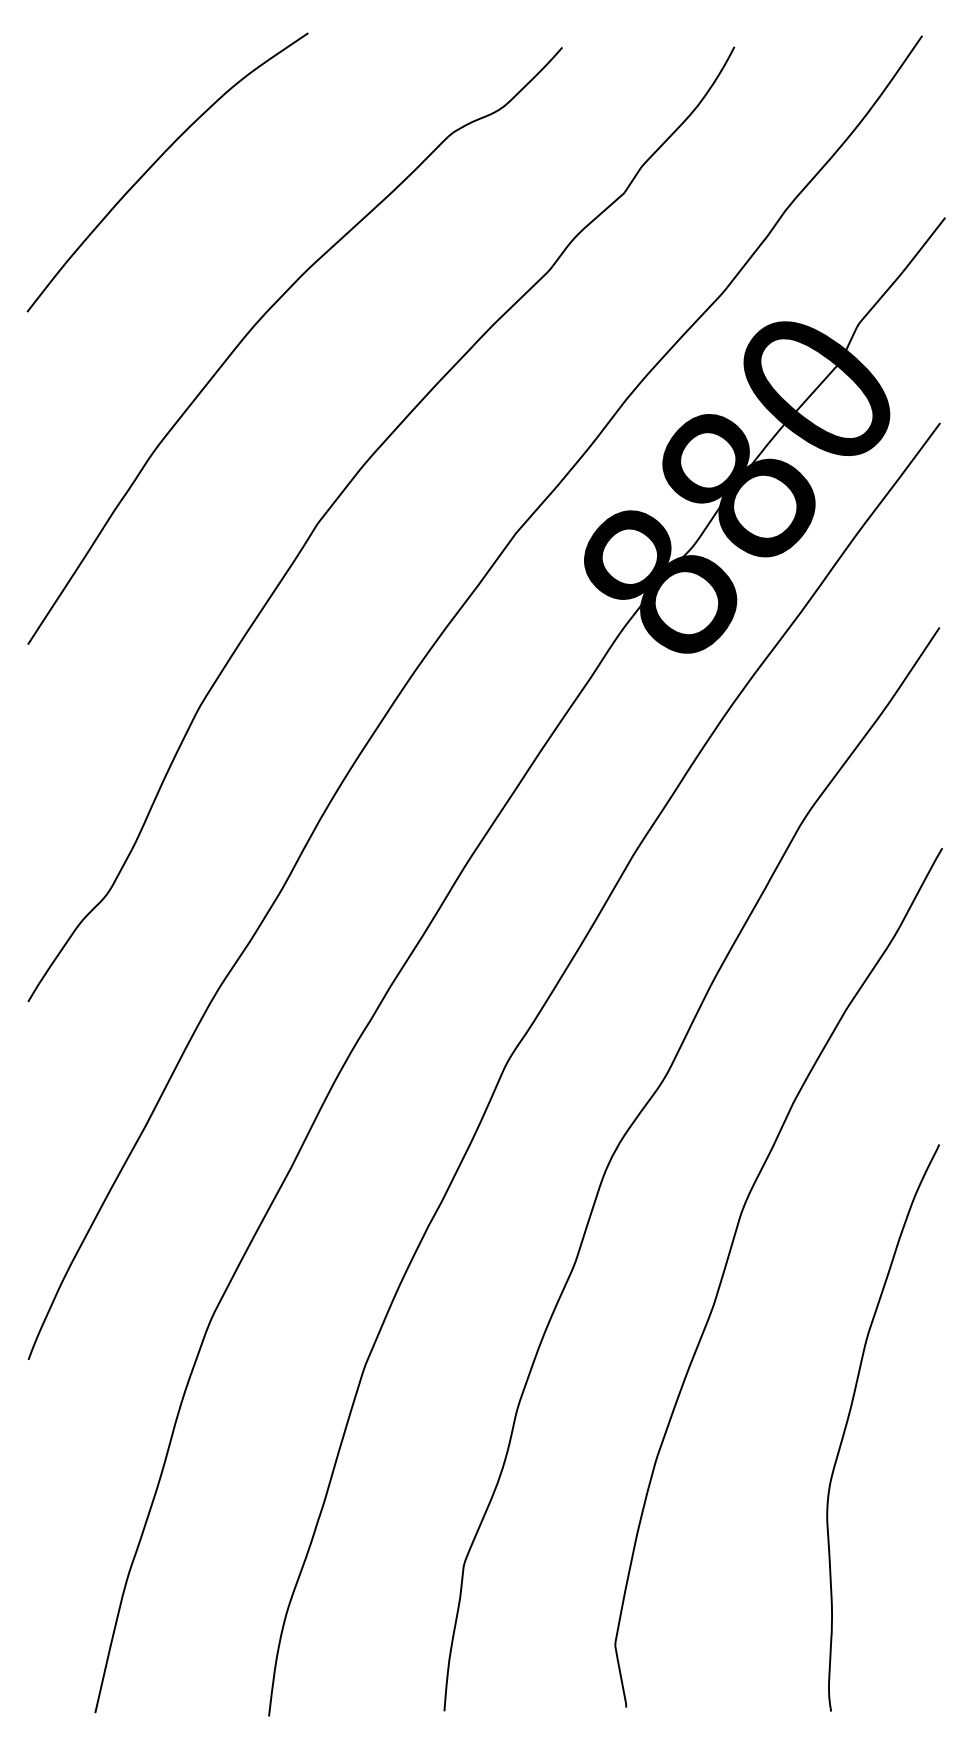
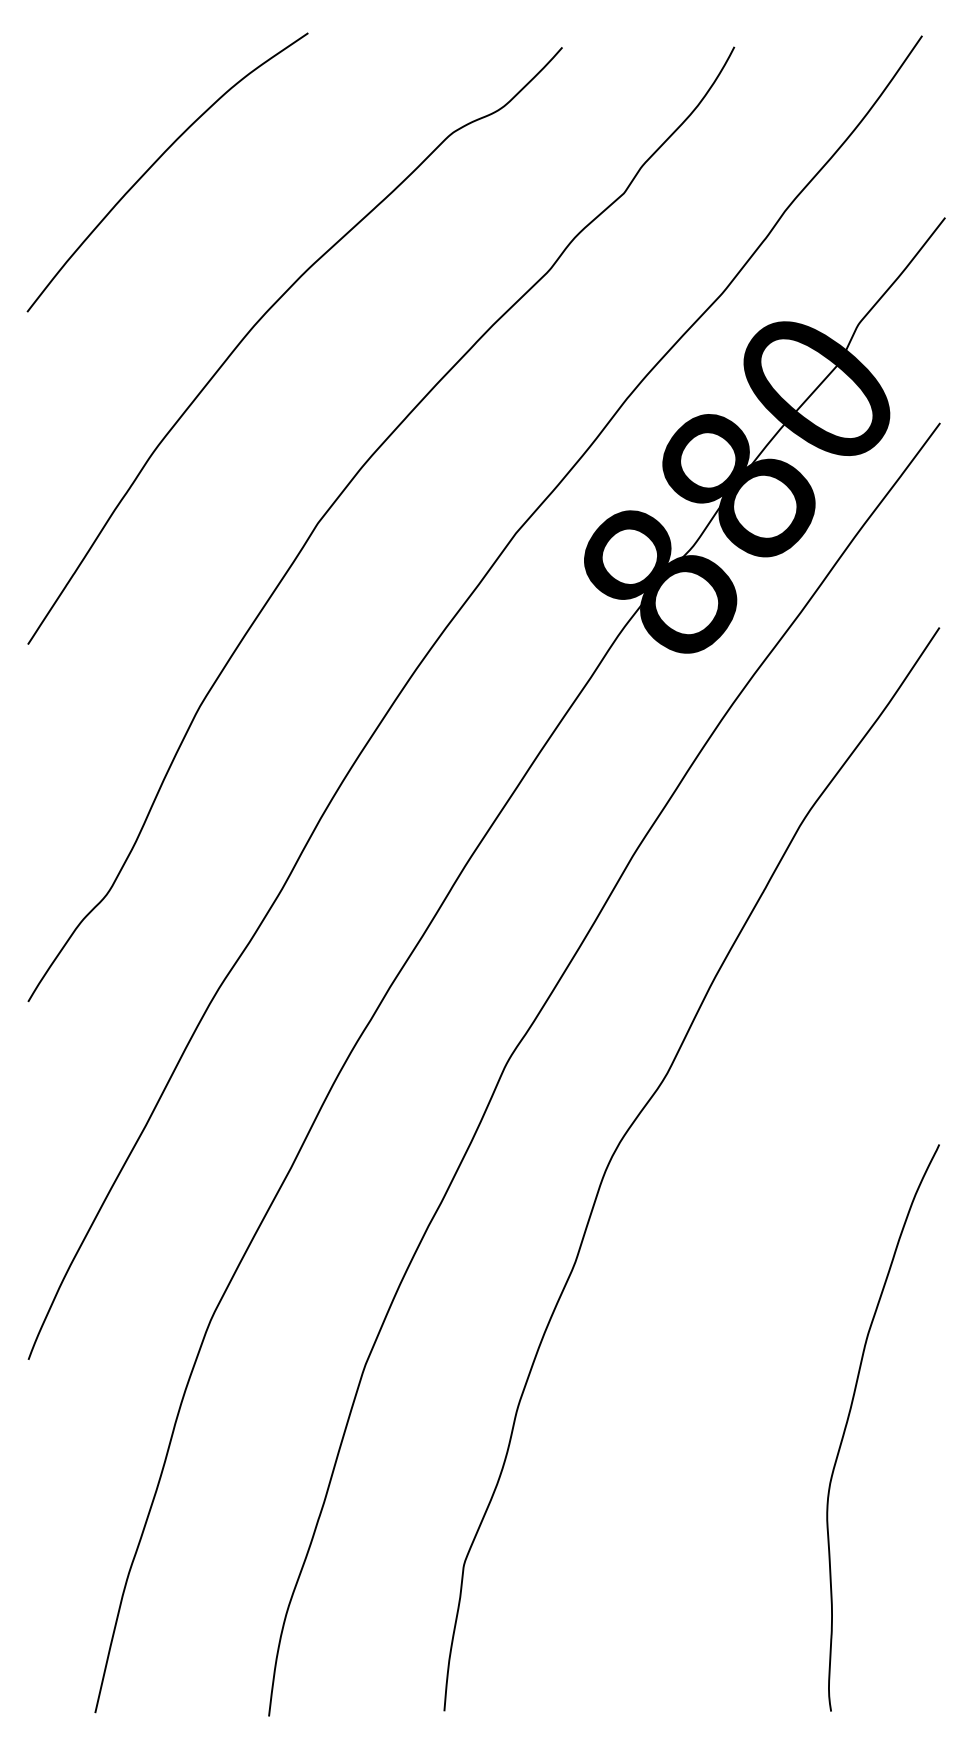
curve: present -> none (727, 1264)
